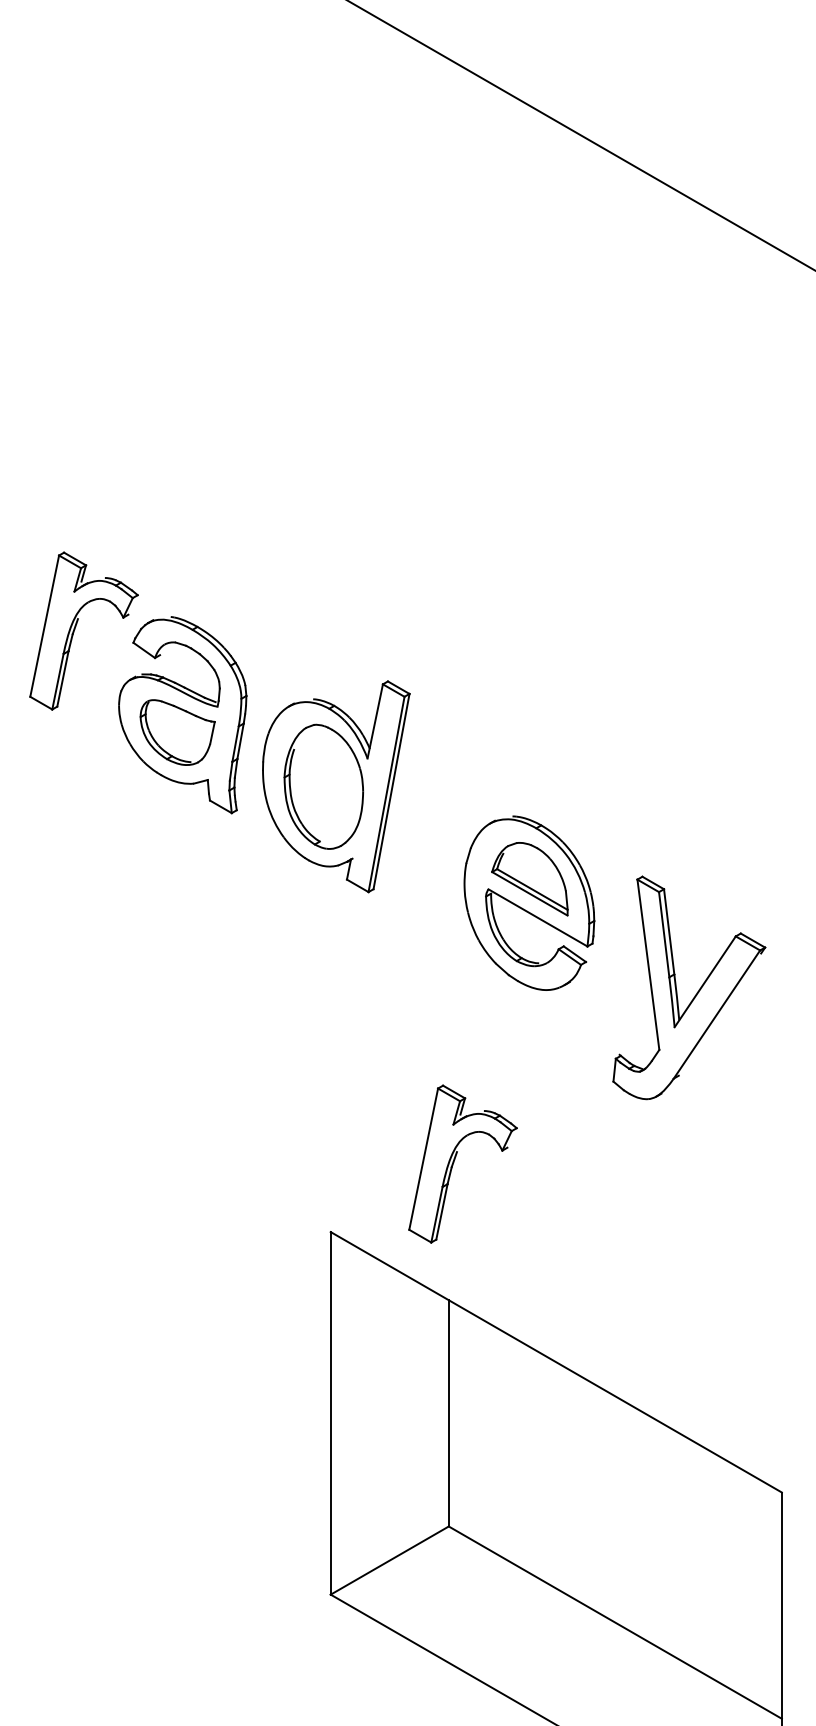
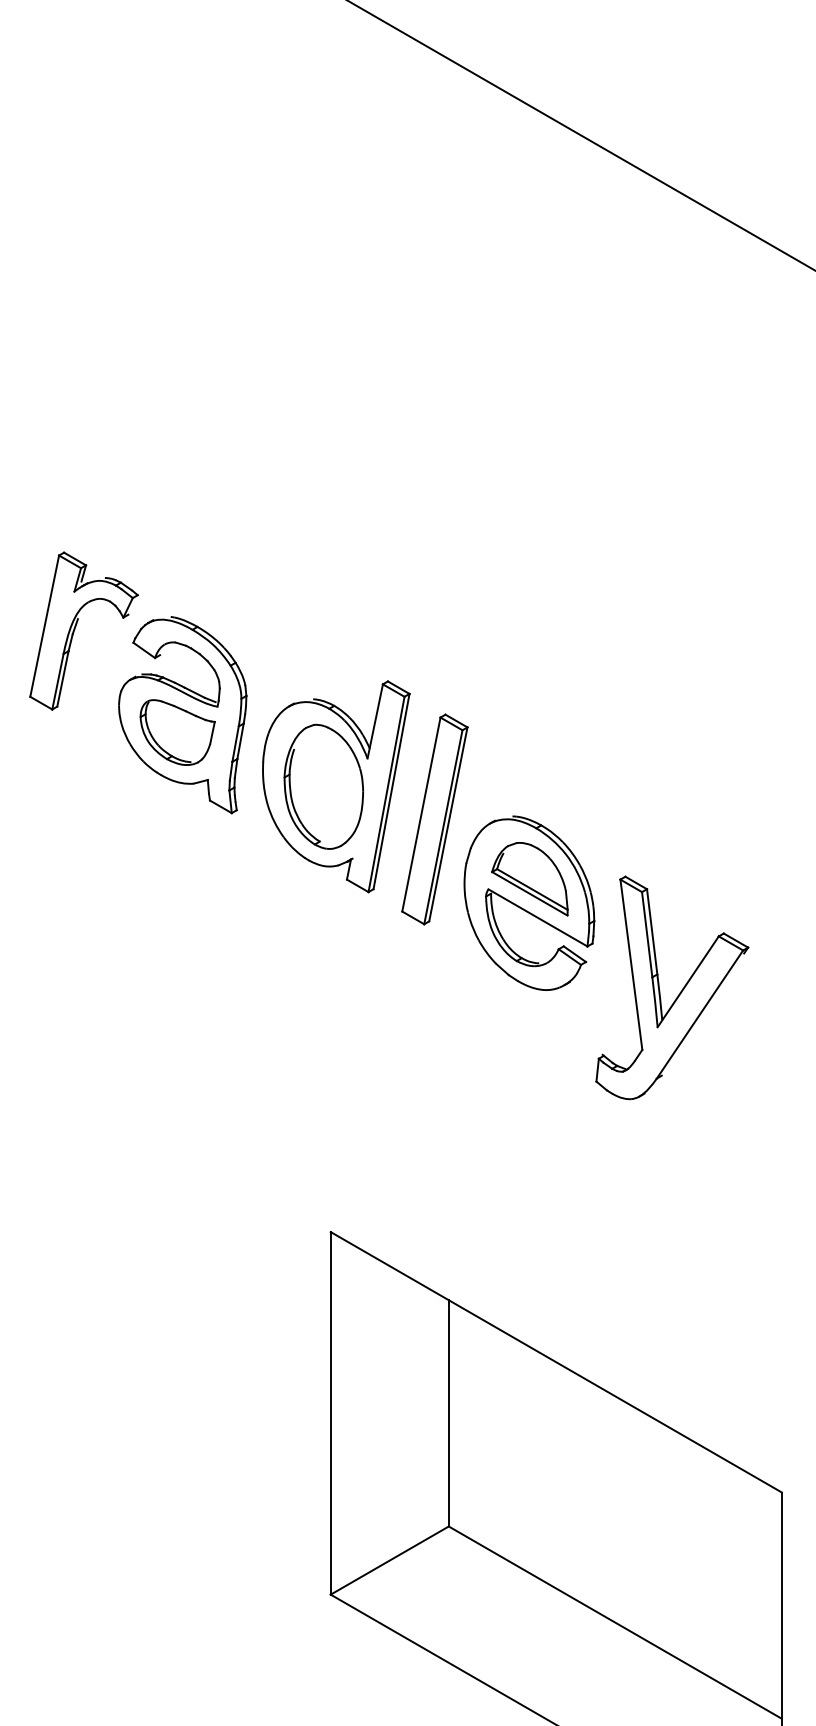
part: none -> present (434, 819)
part position: (696, 992) -> (679, 992) (679, 992)
part: present -> none (455, 1159)
